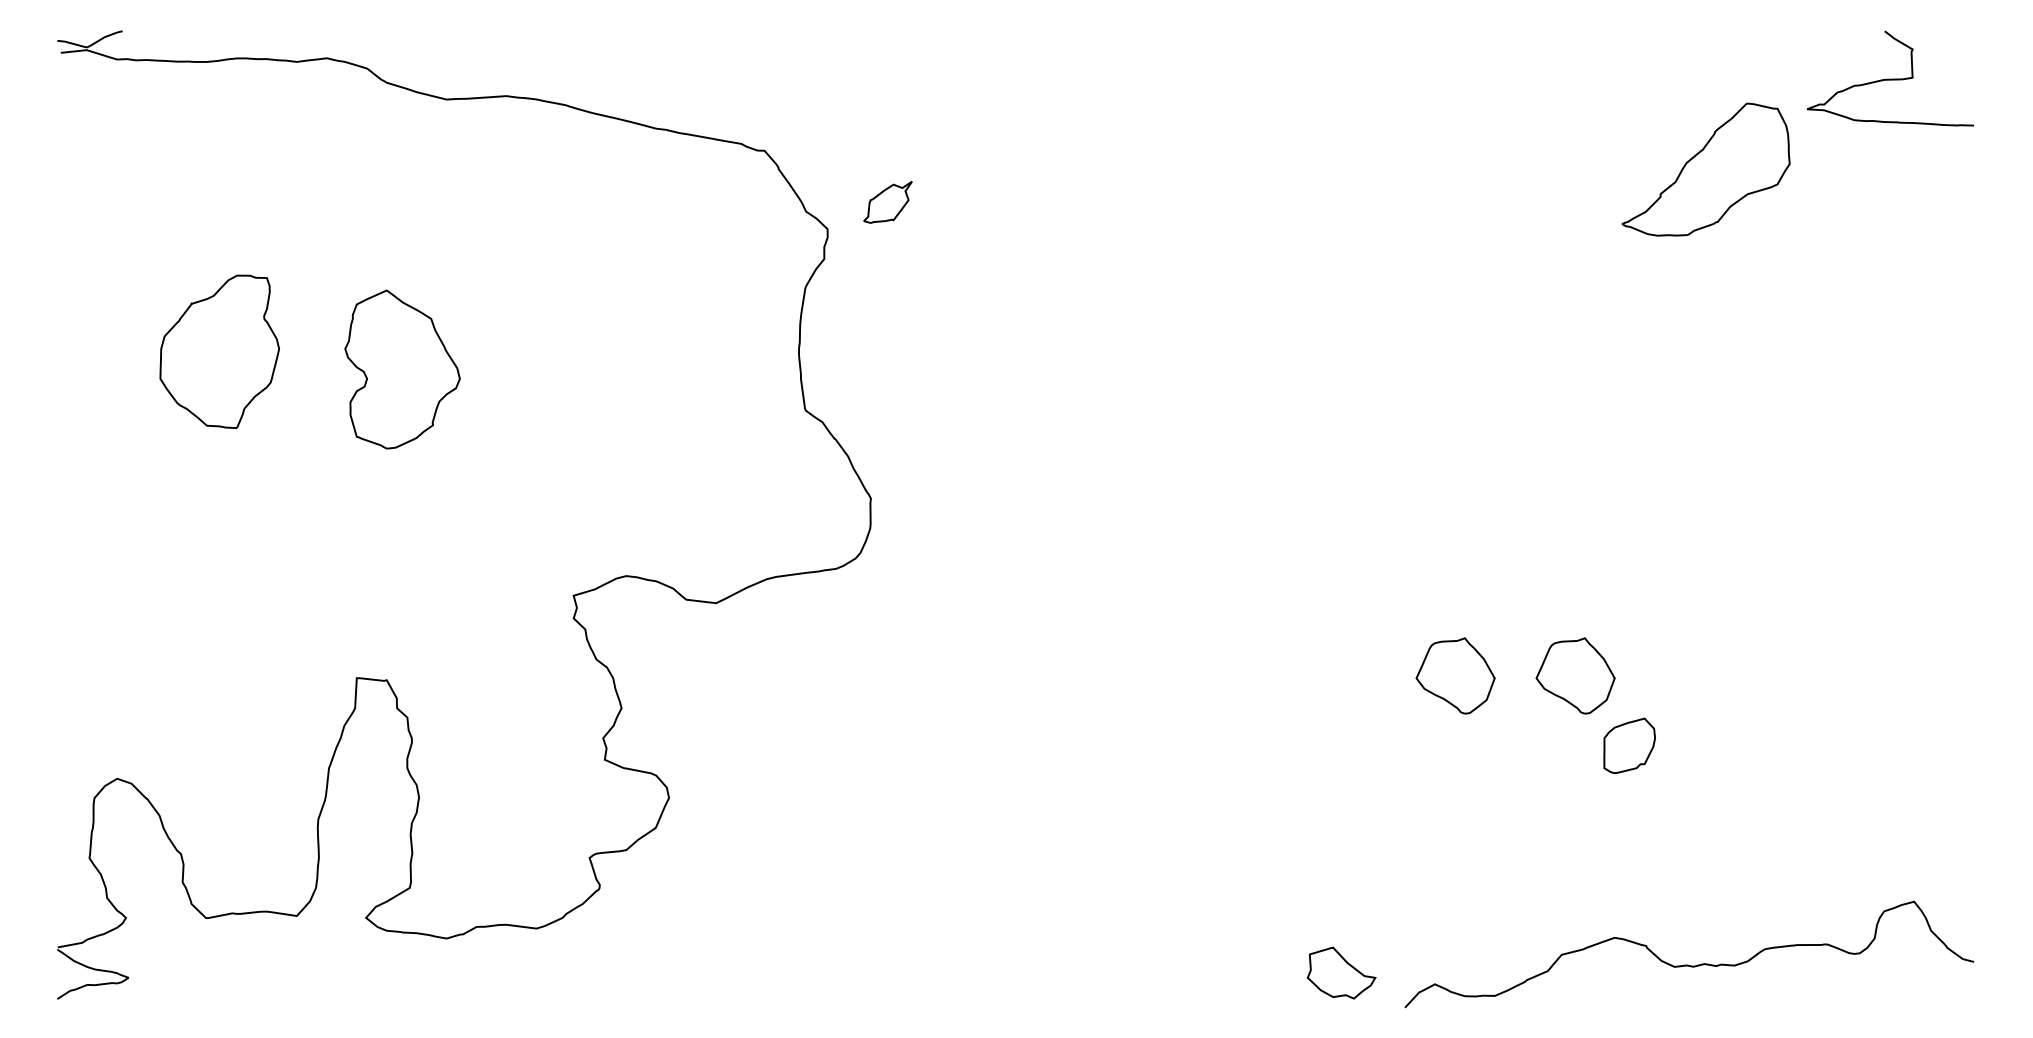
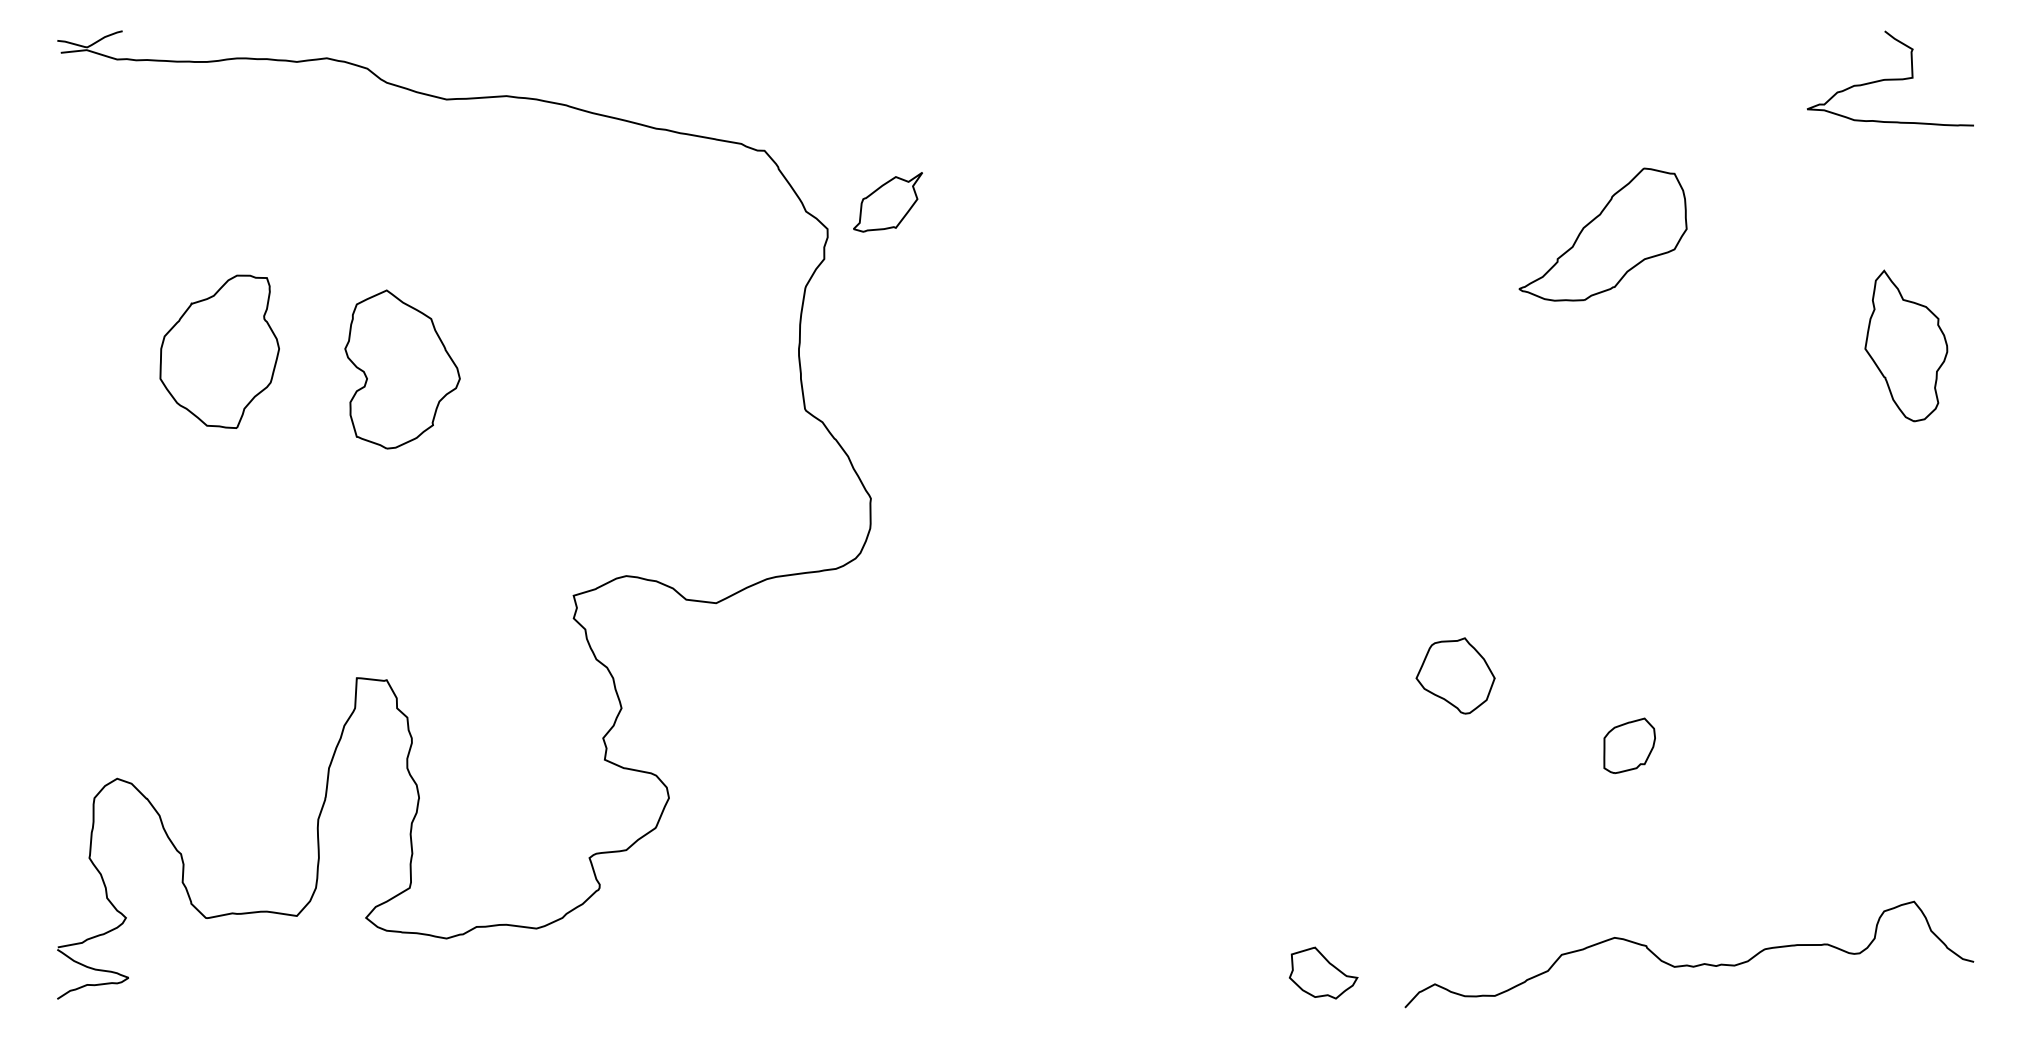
part position: (1705, 169) -> (1602, 234) (1602, 234)
part size: 50x43 px -> 70x61 px (887, 202)
part: none -> present (1906, 345)
part: present -> none (1575, 675)
part position: (1341, 972) -> (1323, 972) (1323, 972)
